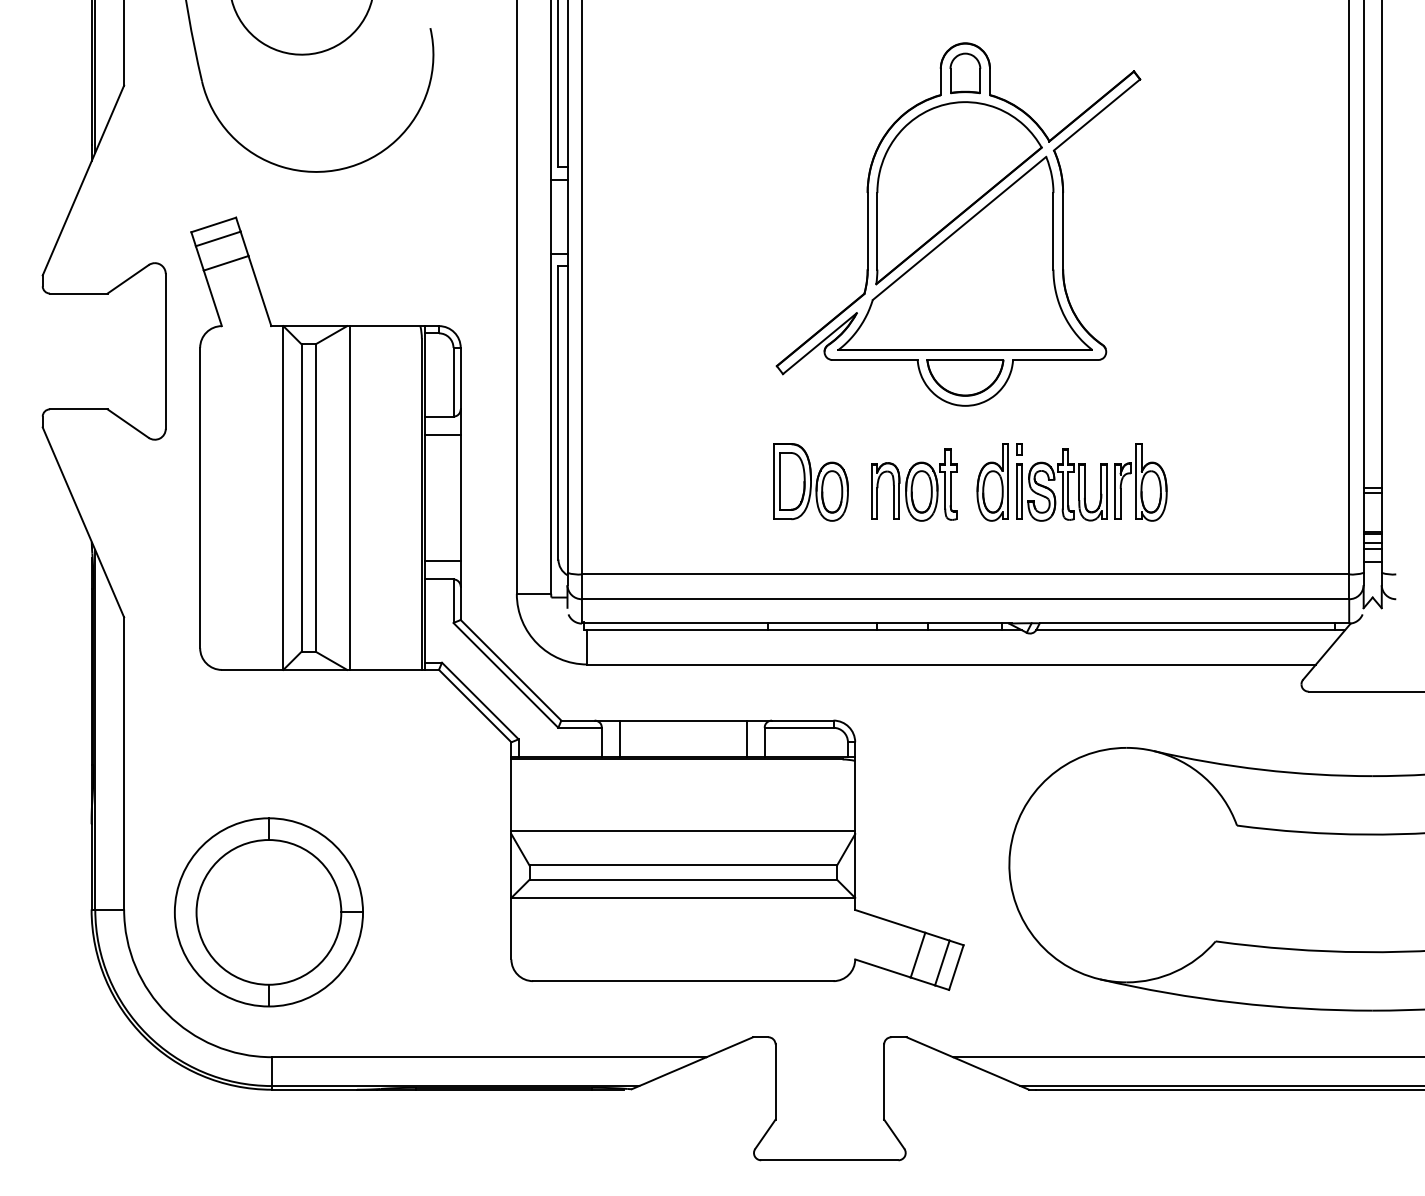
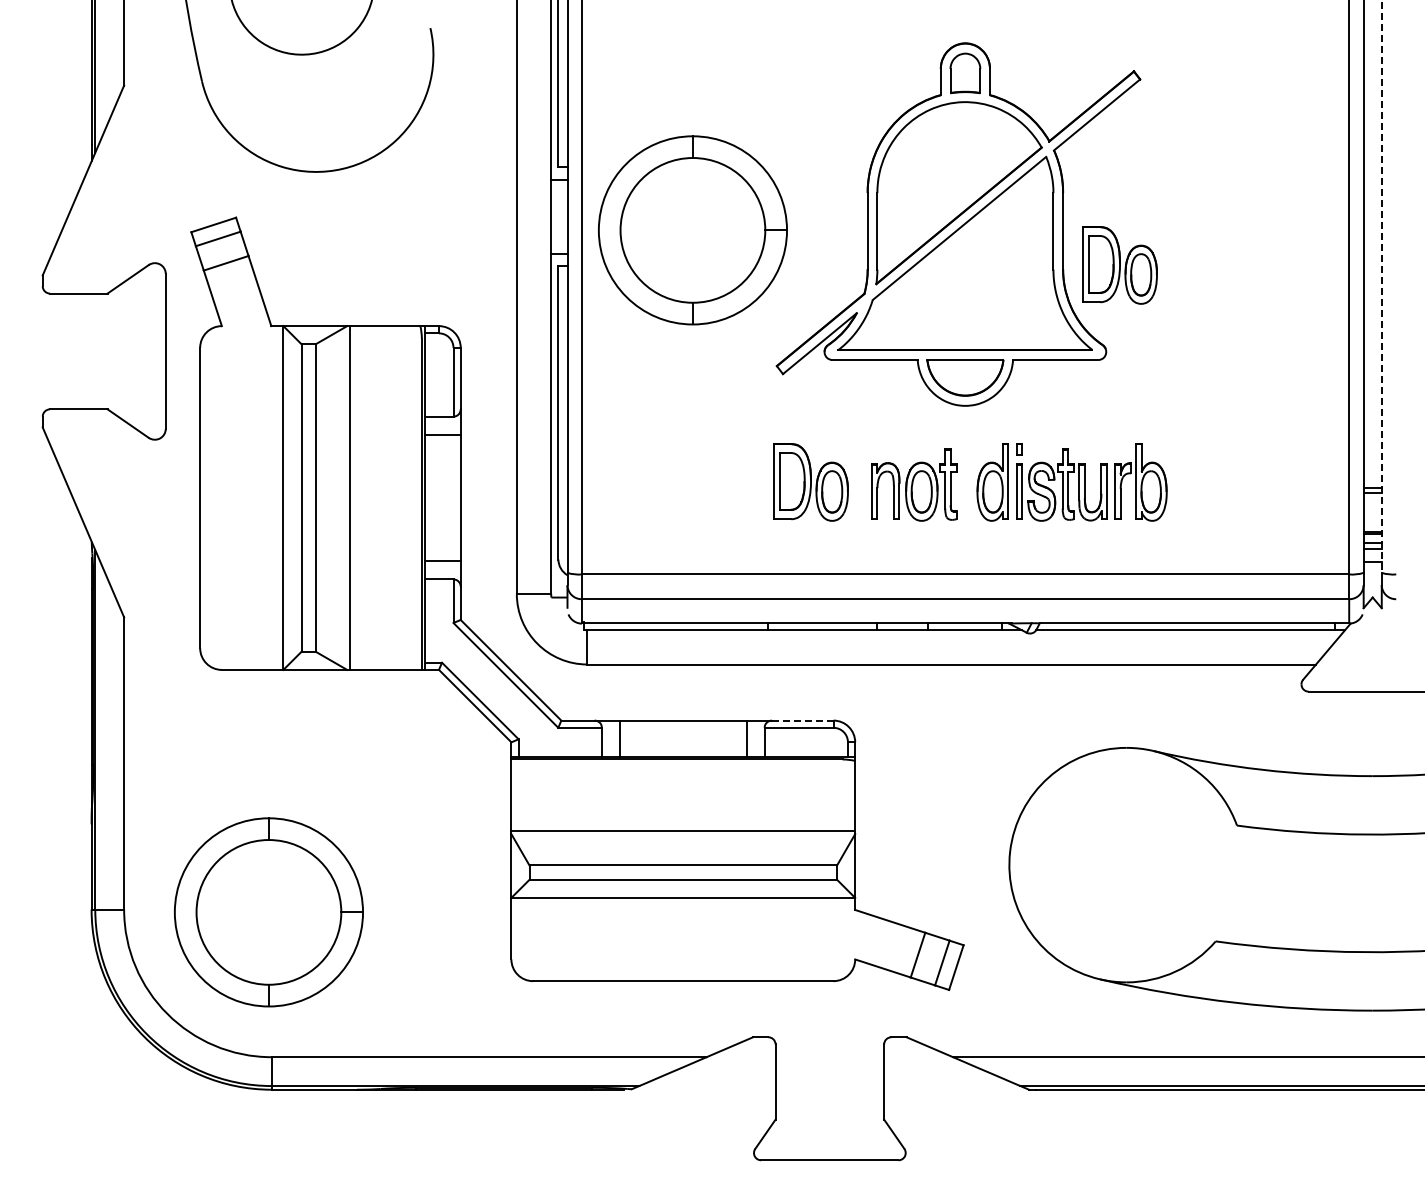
part: none -> present (692, 230)
part: none -> present (1119, 265)
line: solid -> dashed (1381, 286)
line: solid -> dashed (802, 720)
